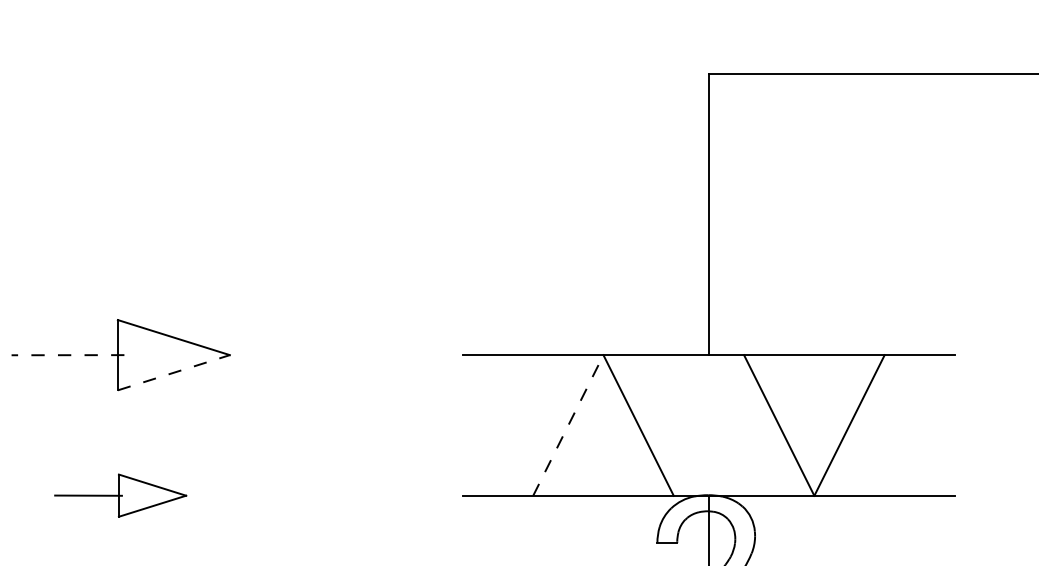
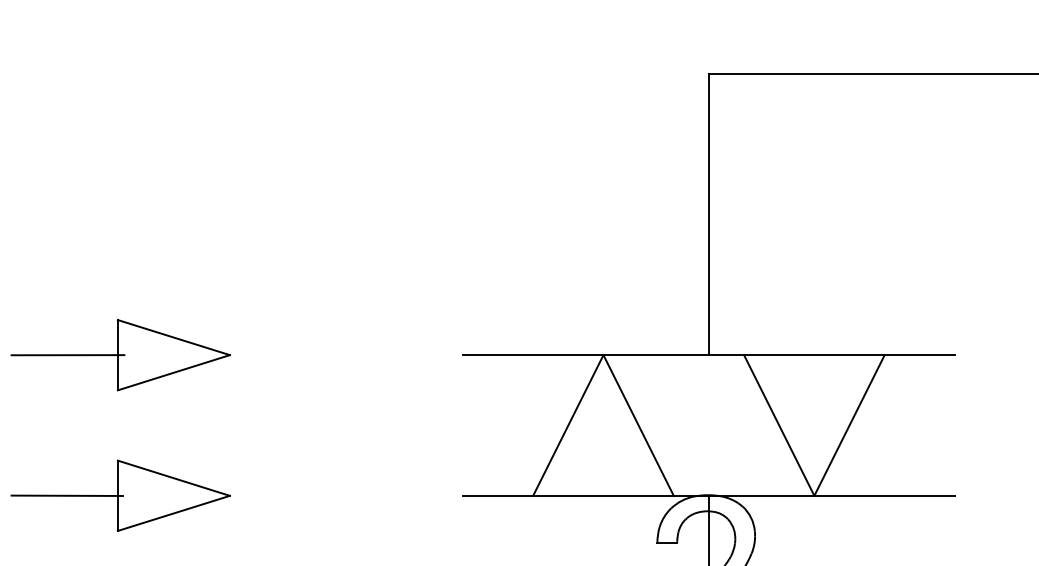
line: dashed -> solid (67, 355)
line: dashed -> solid (173, 372)
line: dashed -> solid (568, 425)
part size: 134x45 px -> 221x73 px (120, 495)
